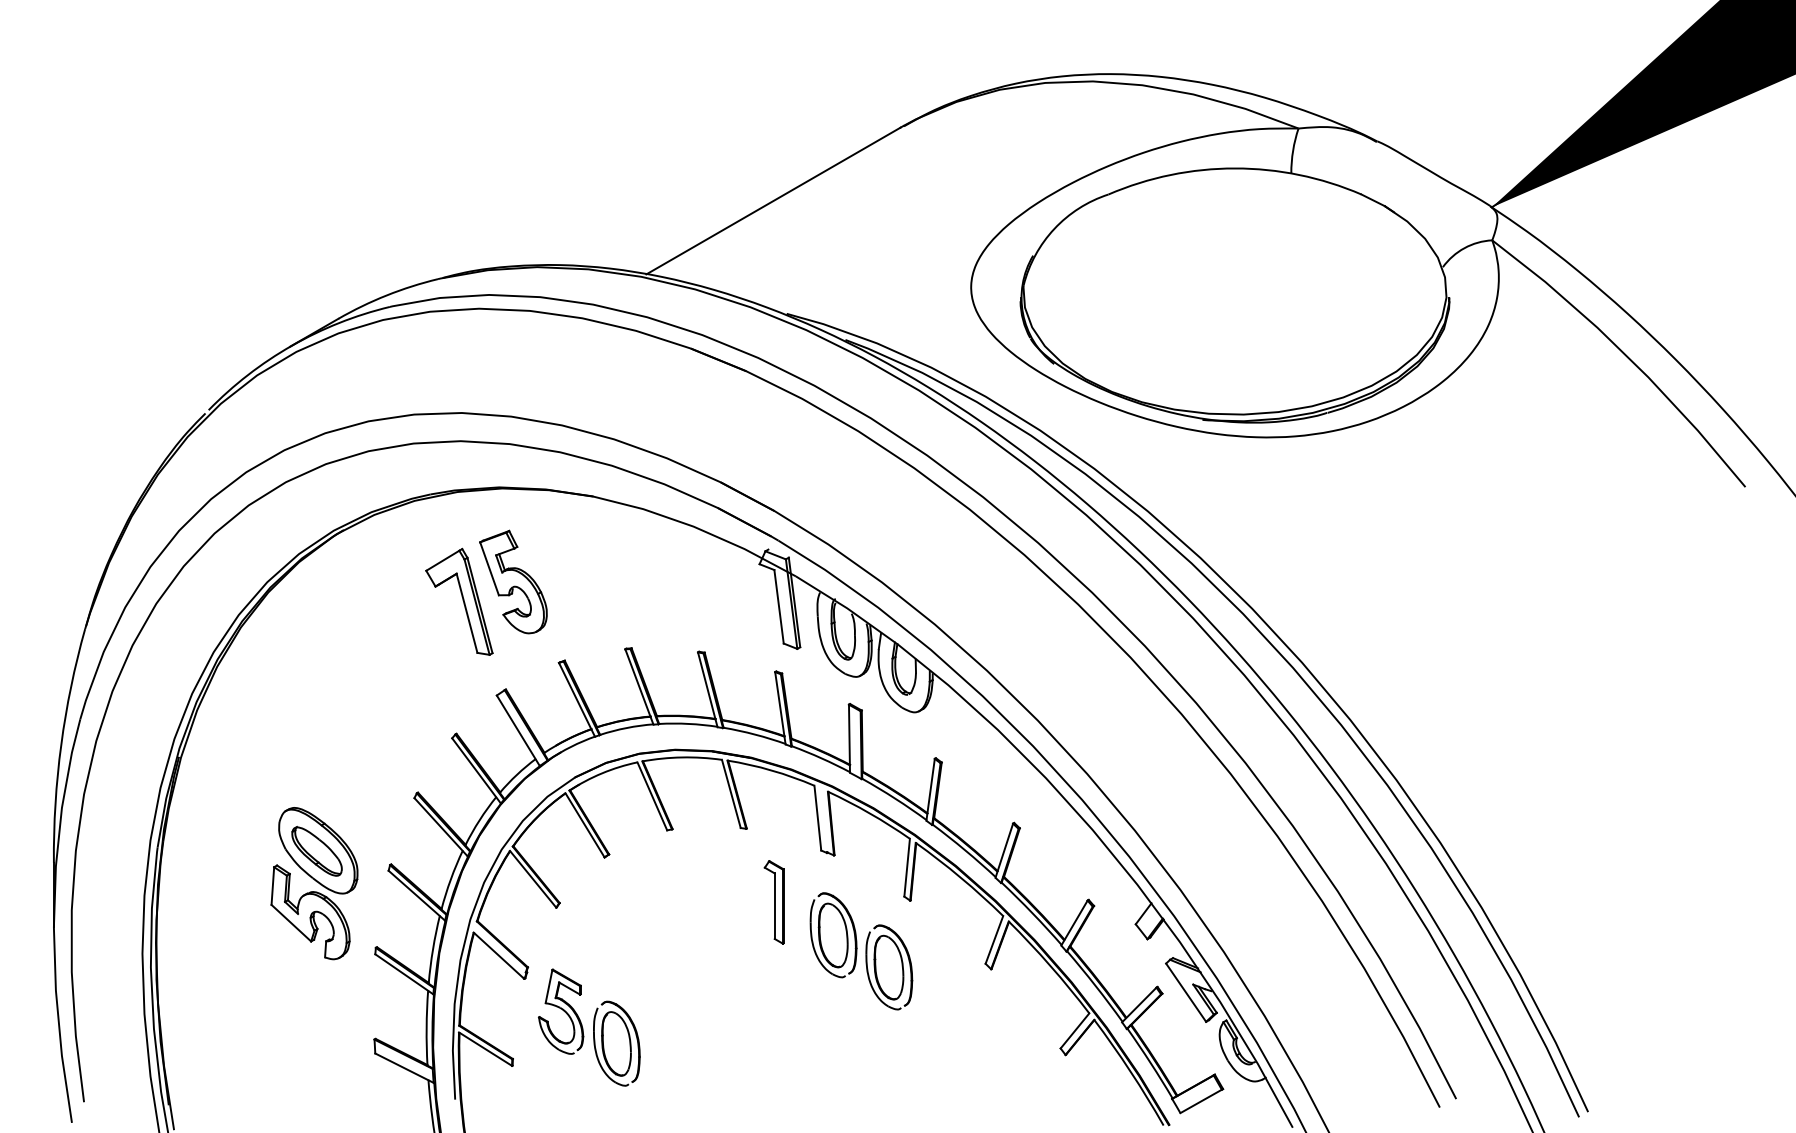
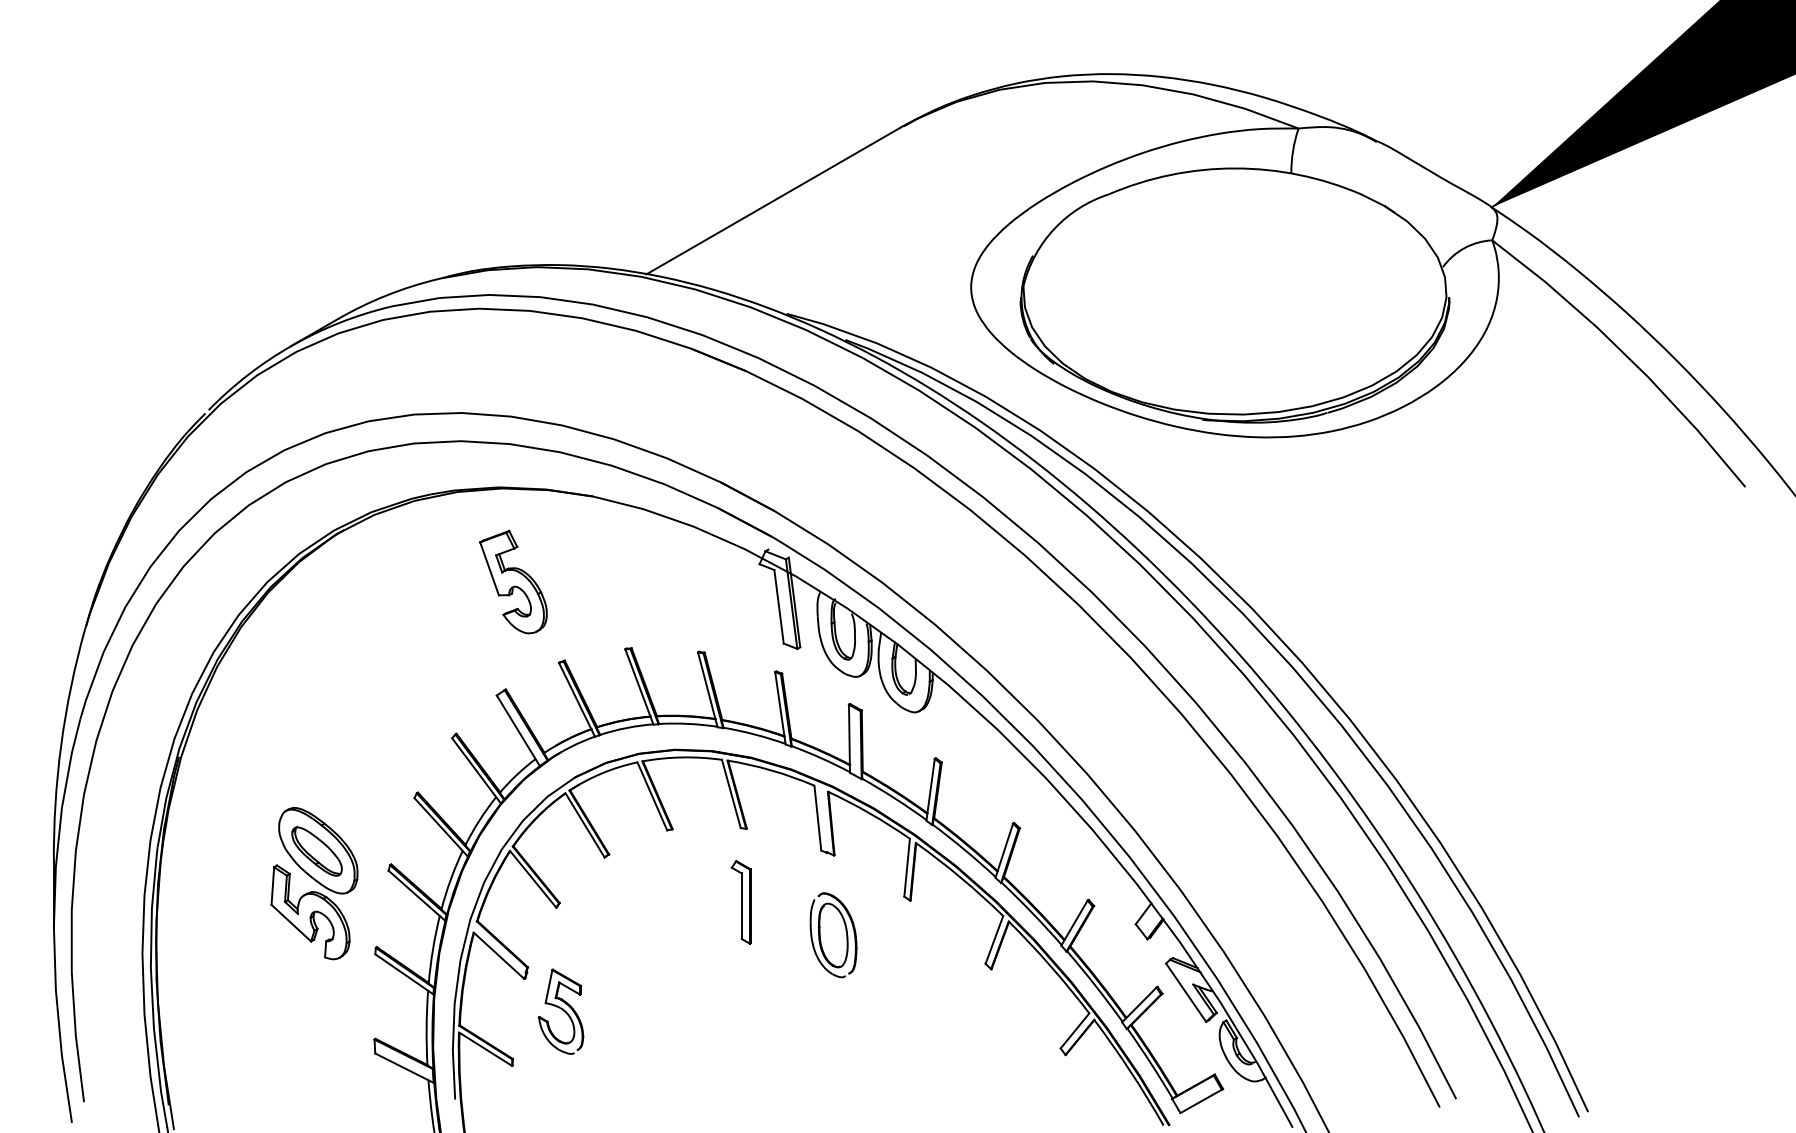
part: present -> none (459, 601)
part position: (773, 902) -> (740, 902) (740, 902)
part: present -> none (889, 967)
part: present -> none (616, 1043)
